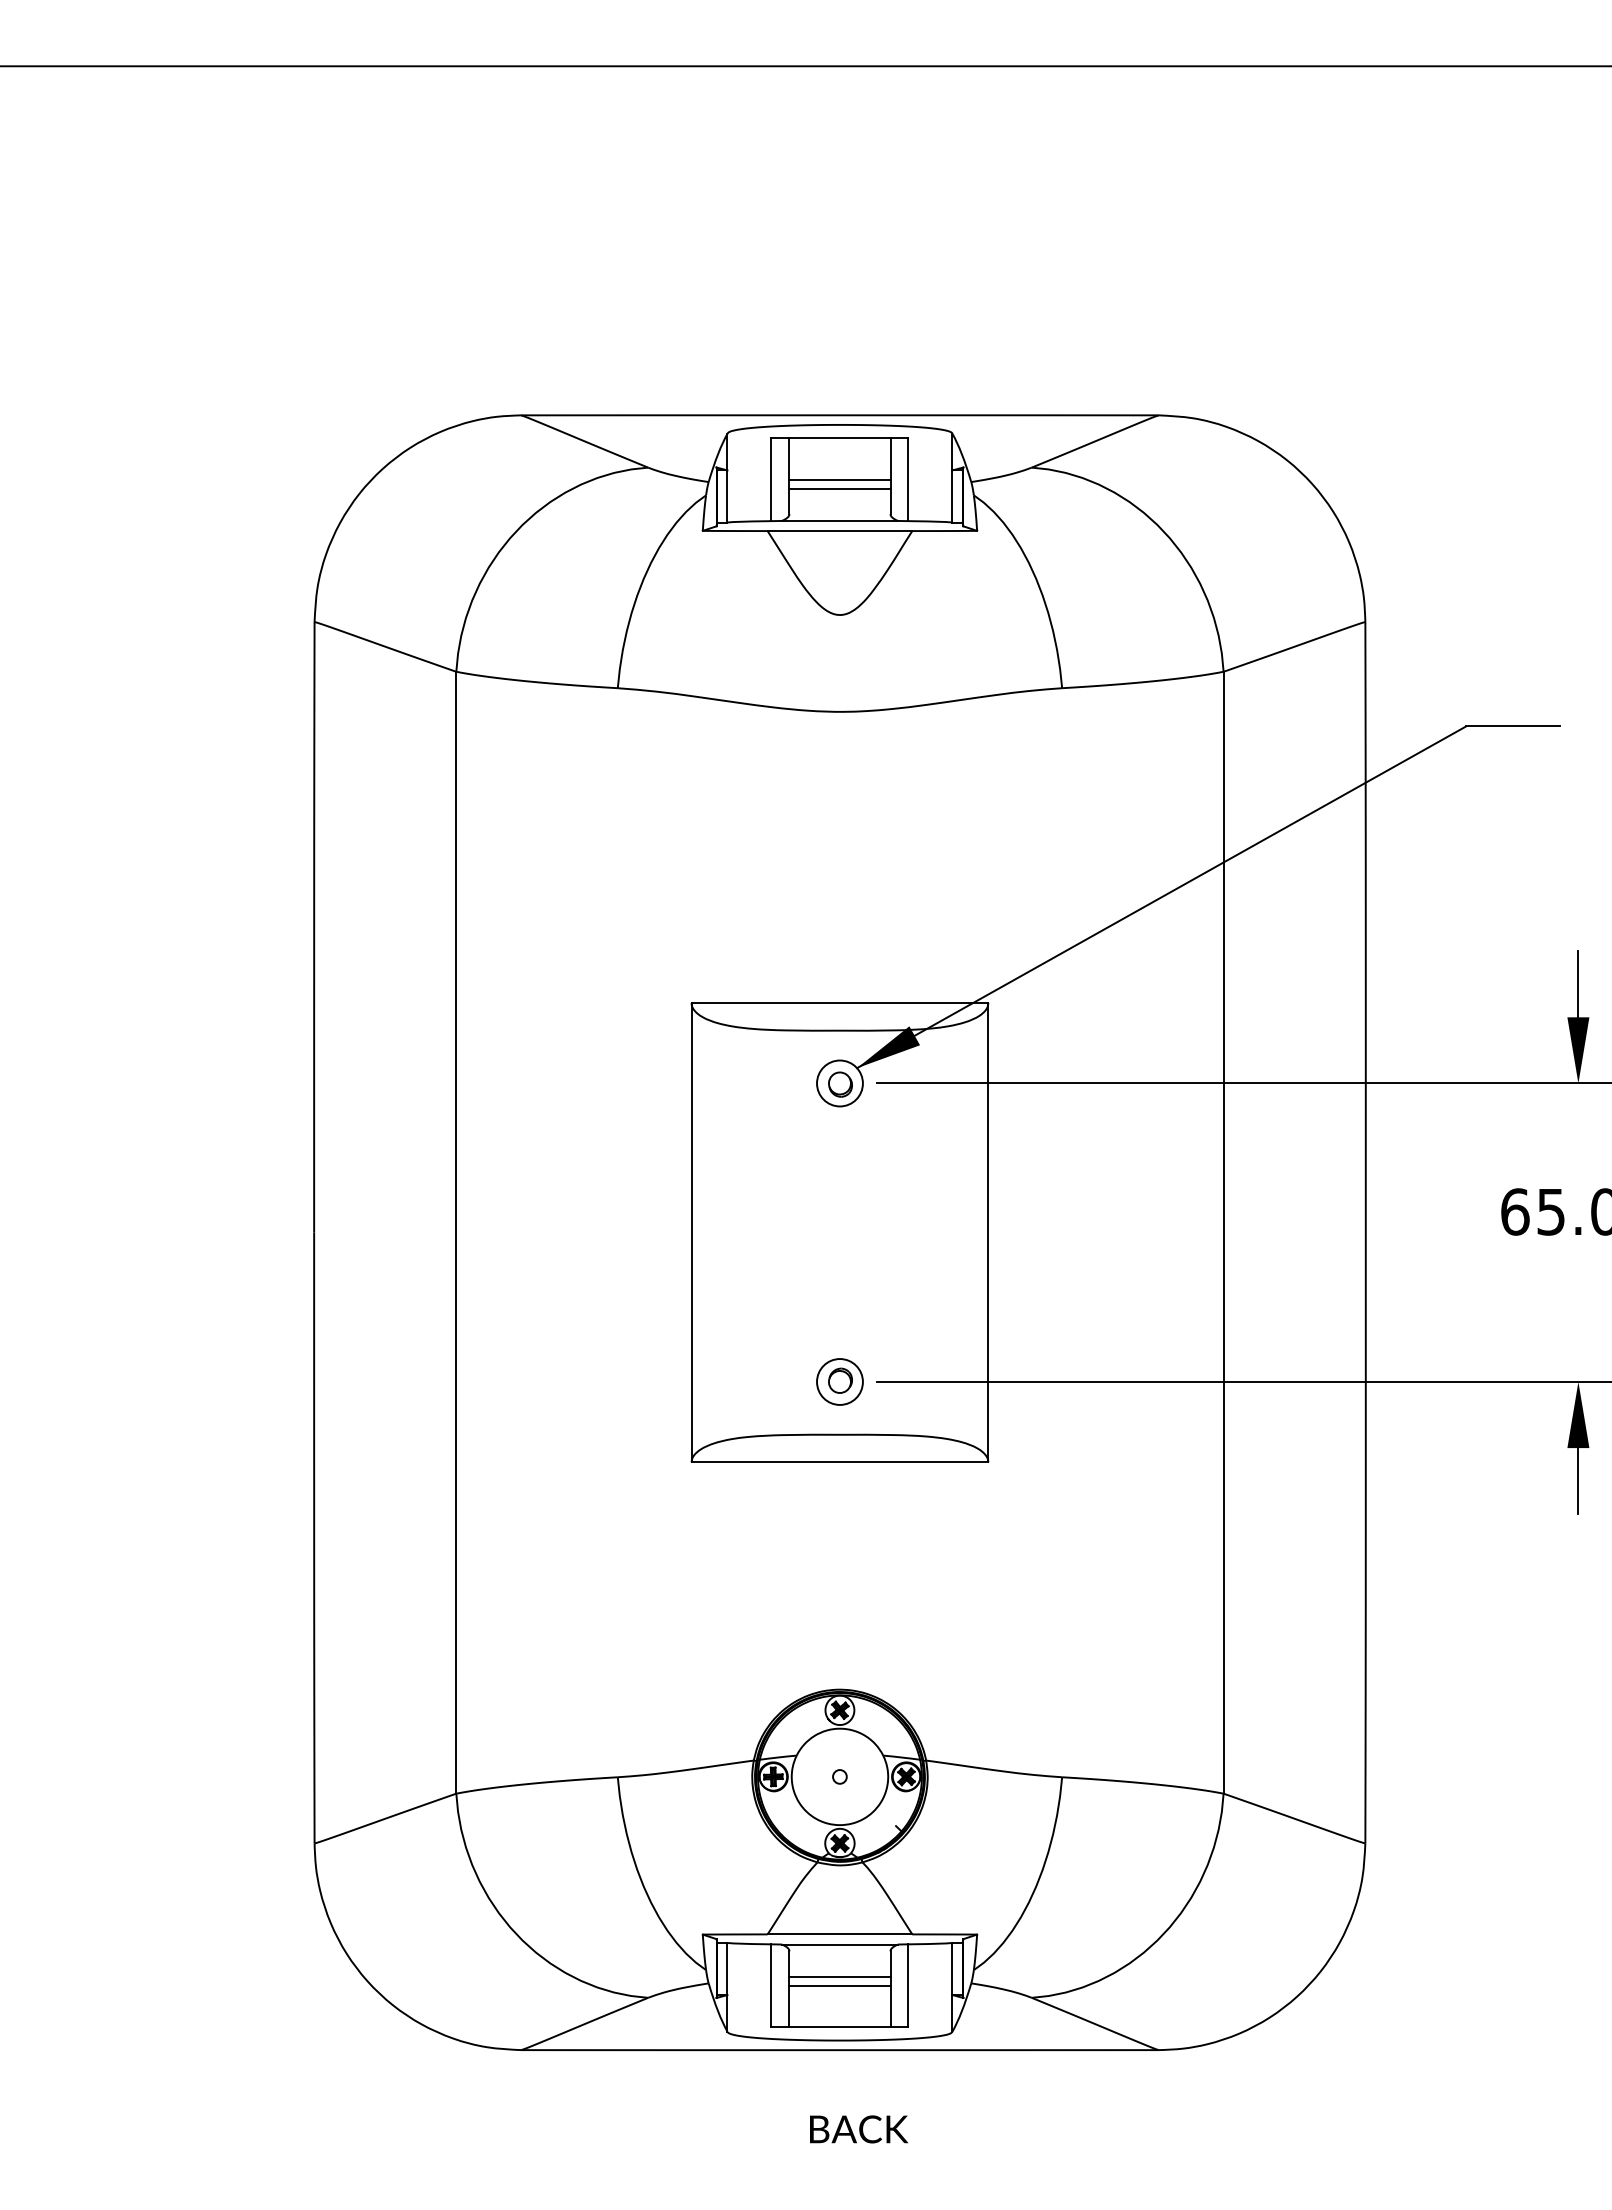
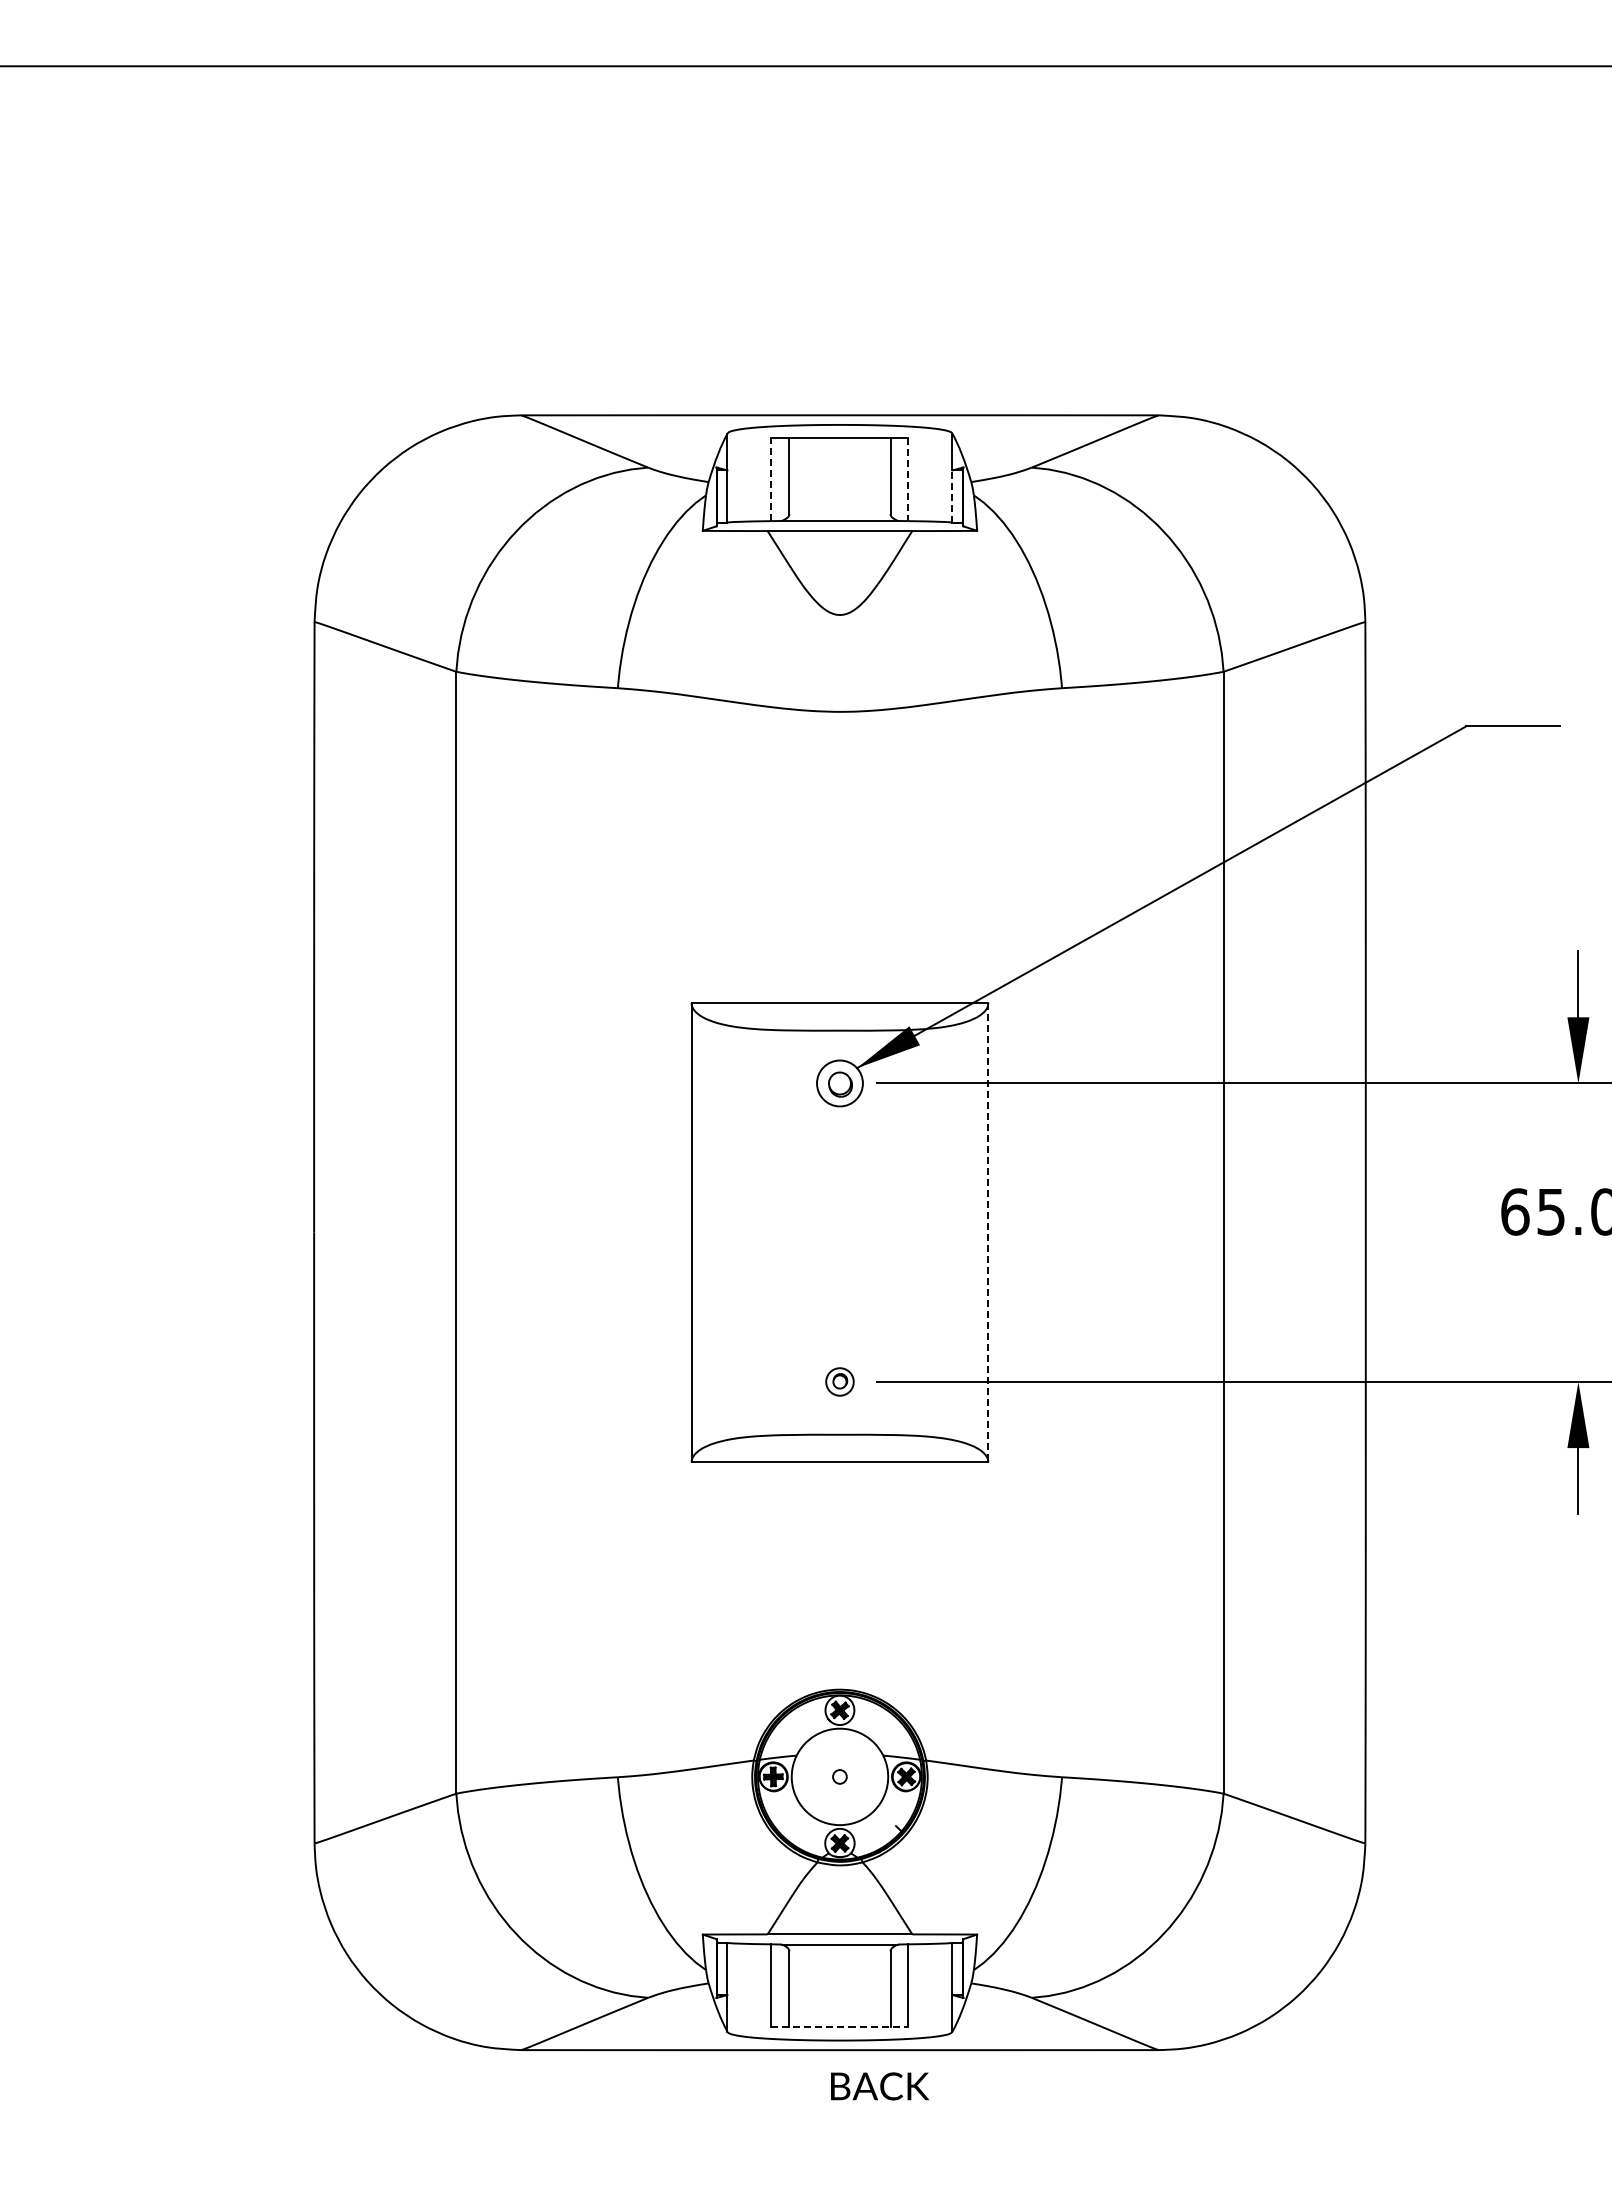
line: solid -> dashed (771, 479)
line: present -> none (839, 479)
line: solid -> dashed (908, 480)
line: present -> none (839, 488)
line: solid -> dashed (952, 496)
line: solid -> dashed (988, 1232)
part size: 48x48 px -> 30x30 px (839, 1381)
line: present -> none (839, 1976)
line: present -> none (839, 1985)
line: solid -> dashed (840, 2027)
text position: (858, 2129) -> (879, 2086) (879, 2086)
